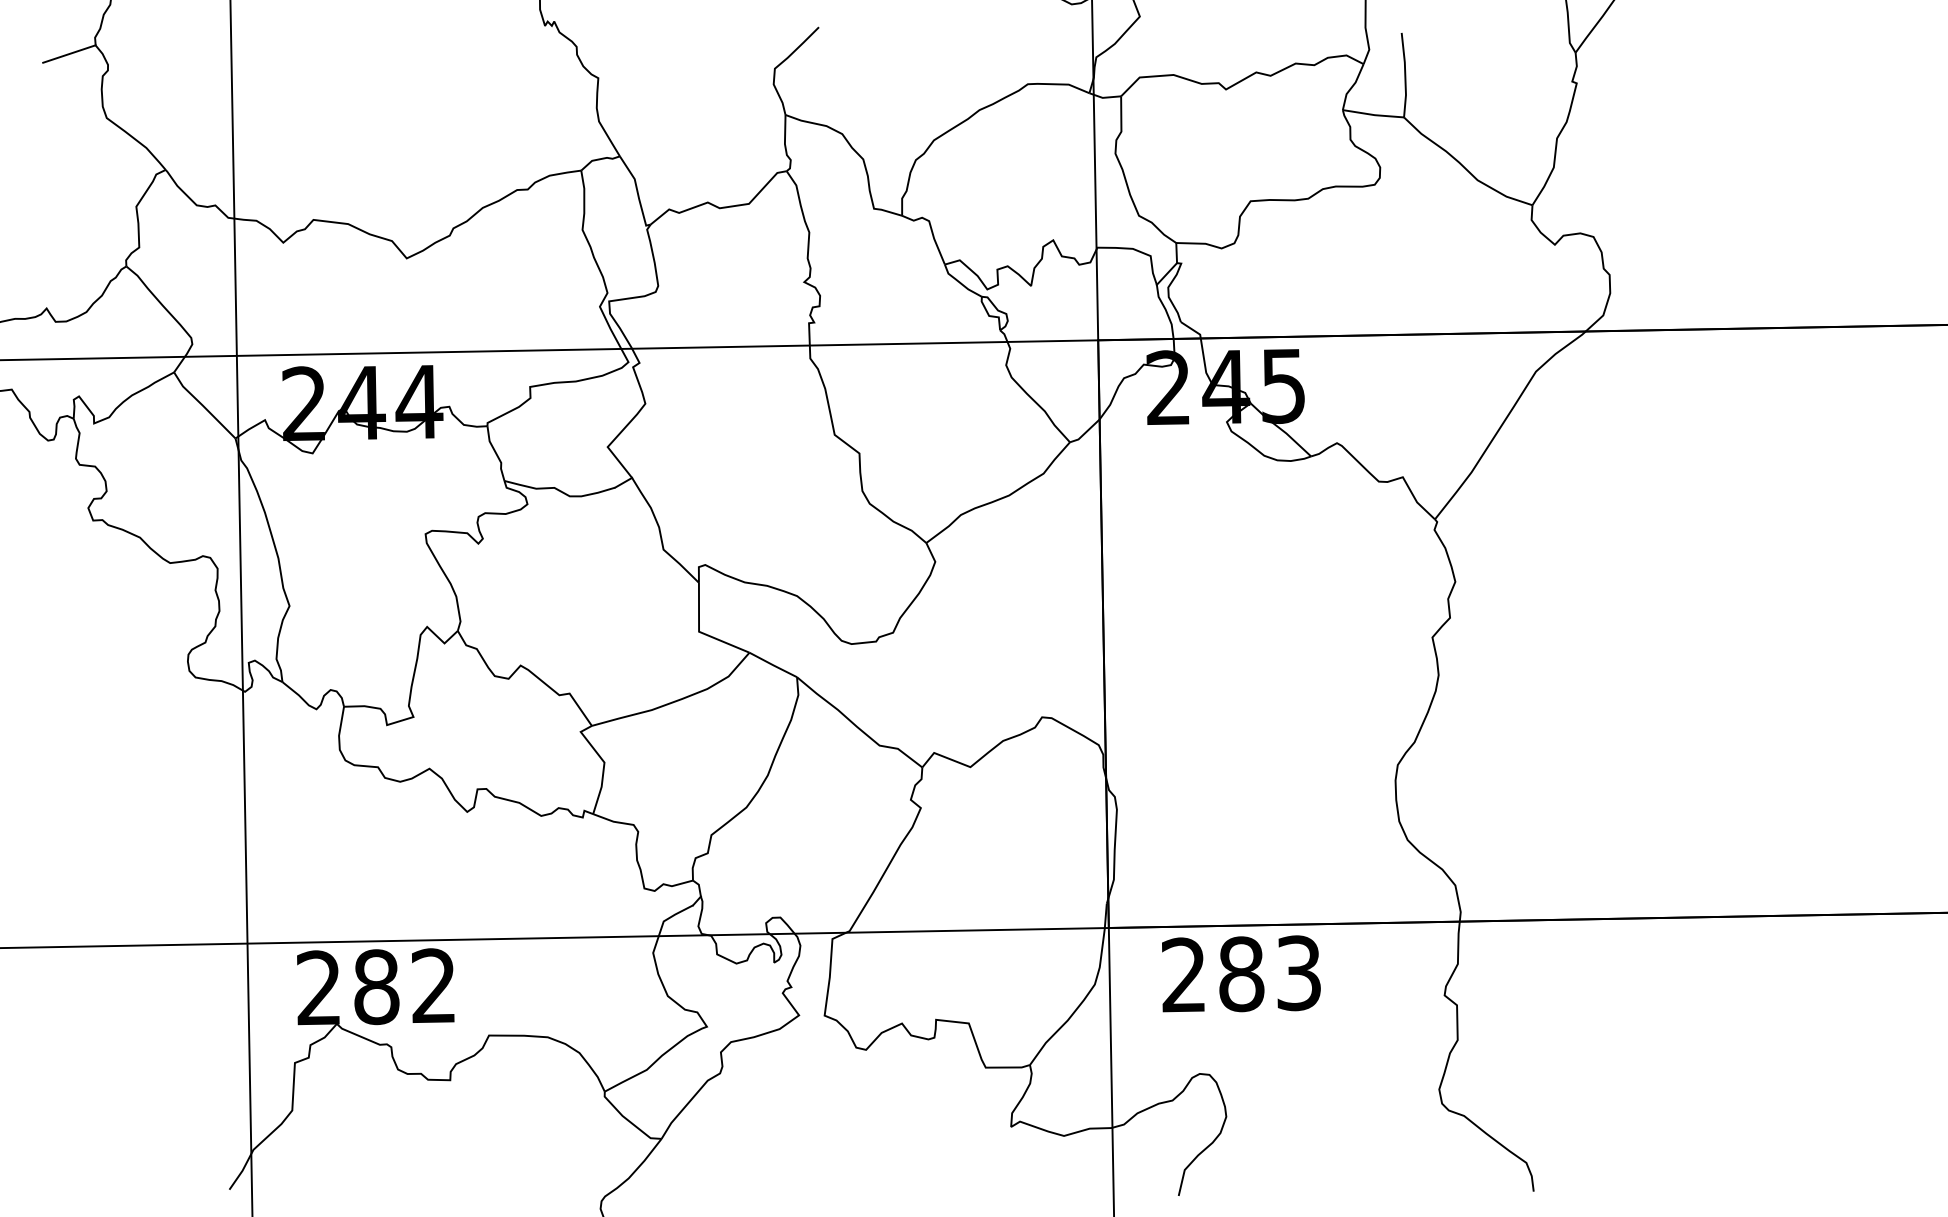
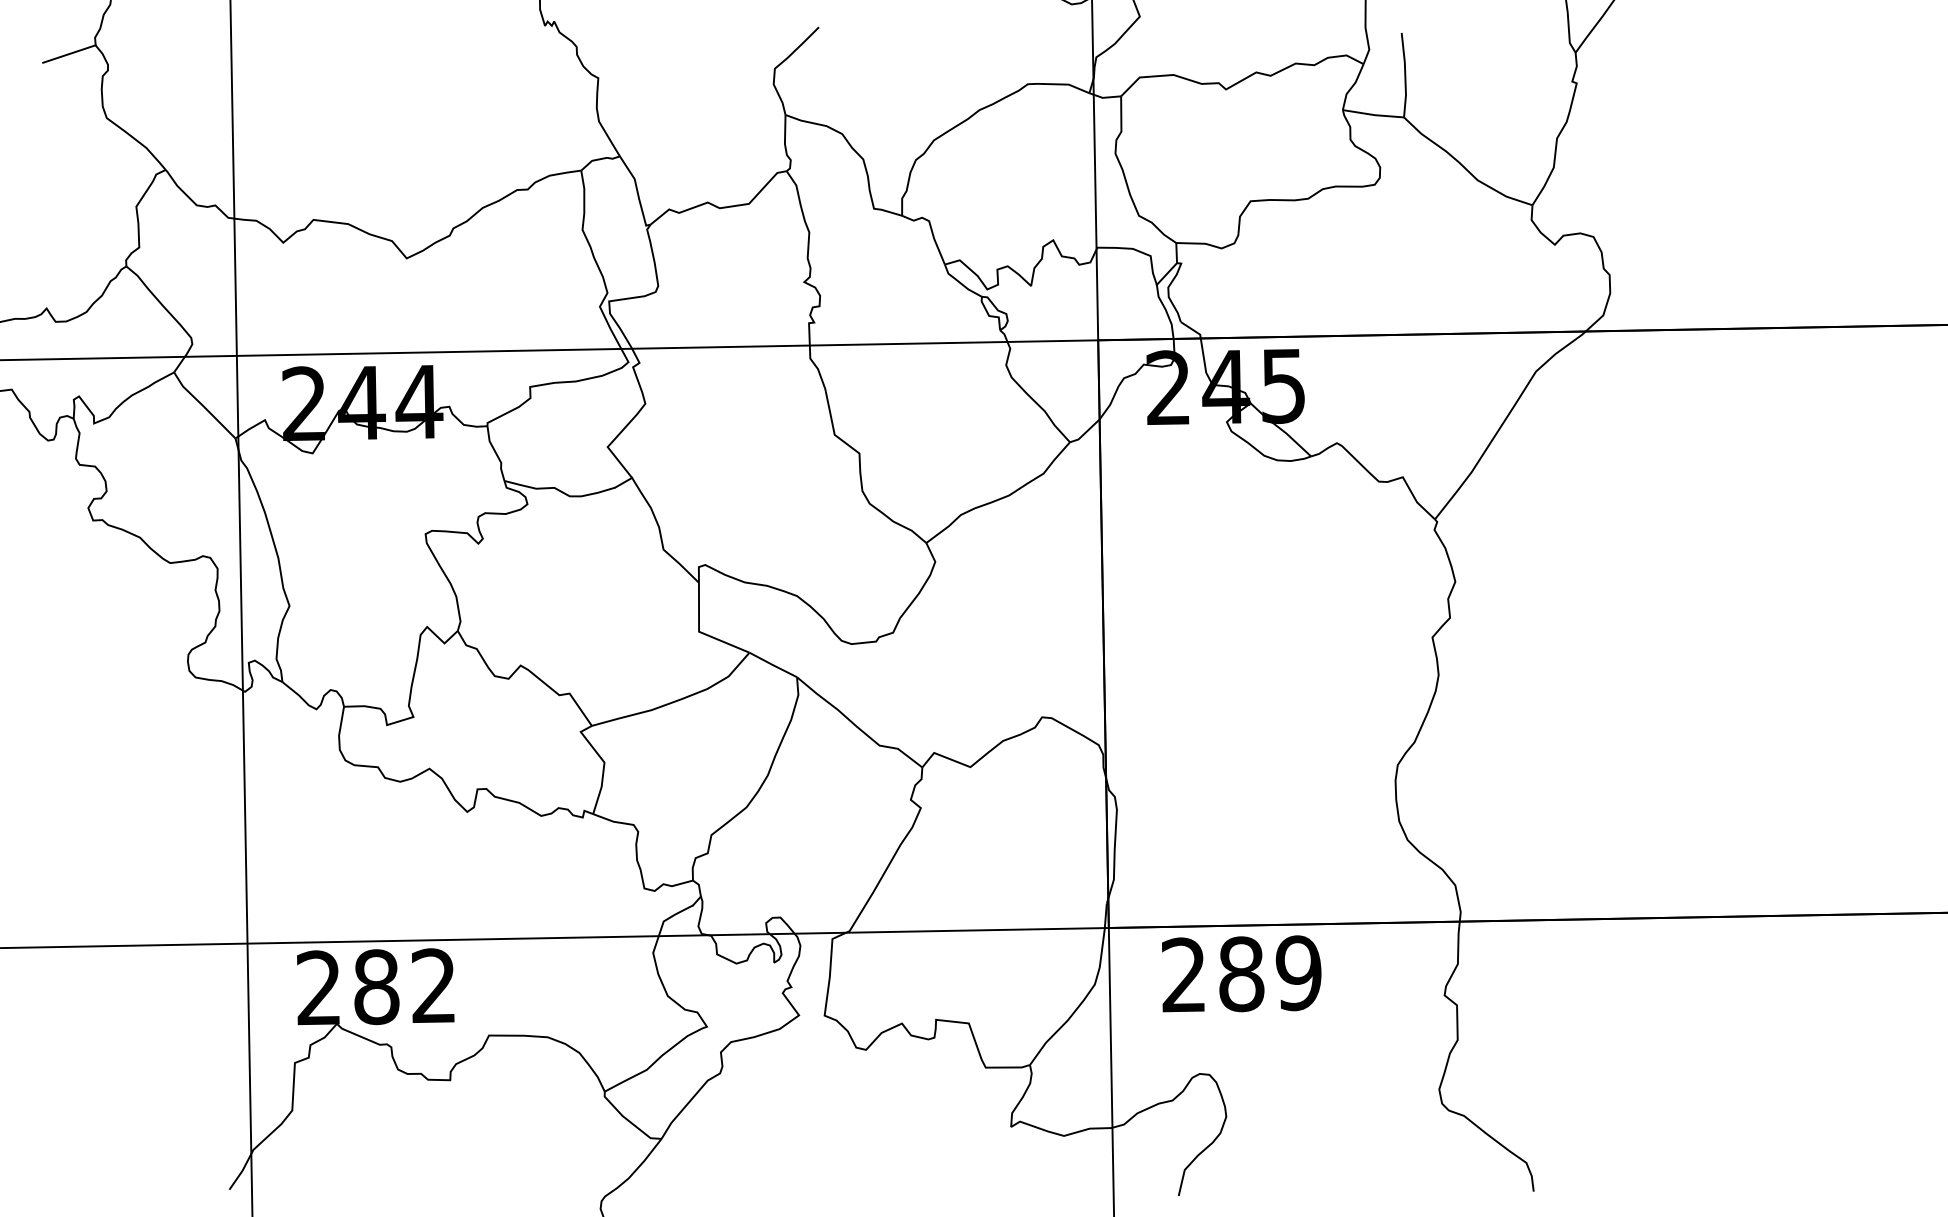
text: 283 -> 289 (1298, 973)
